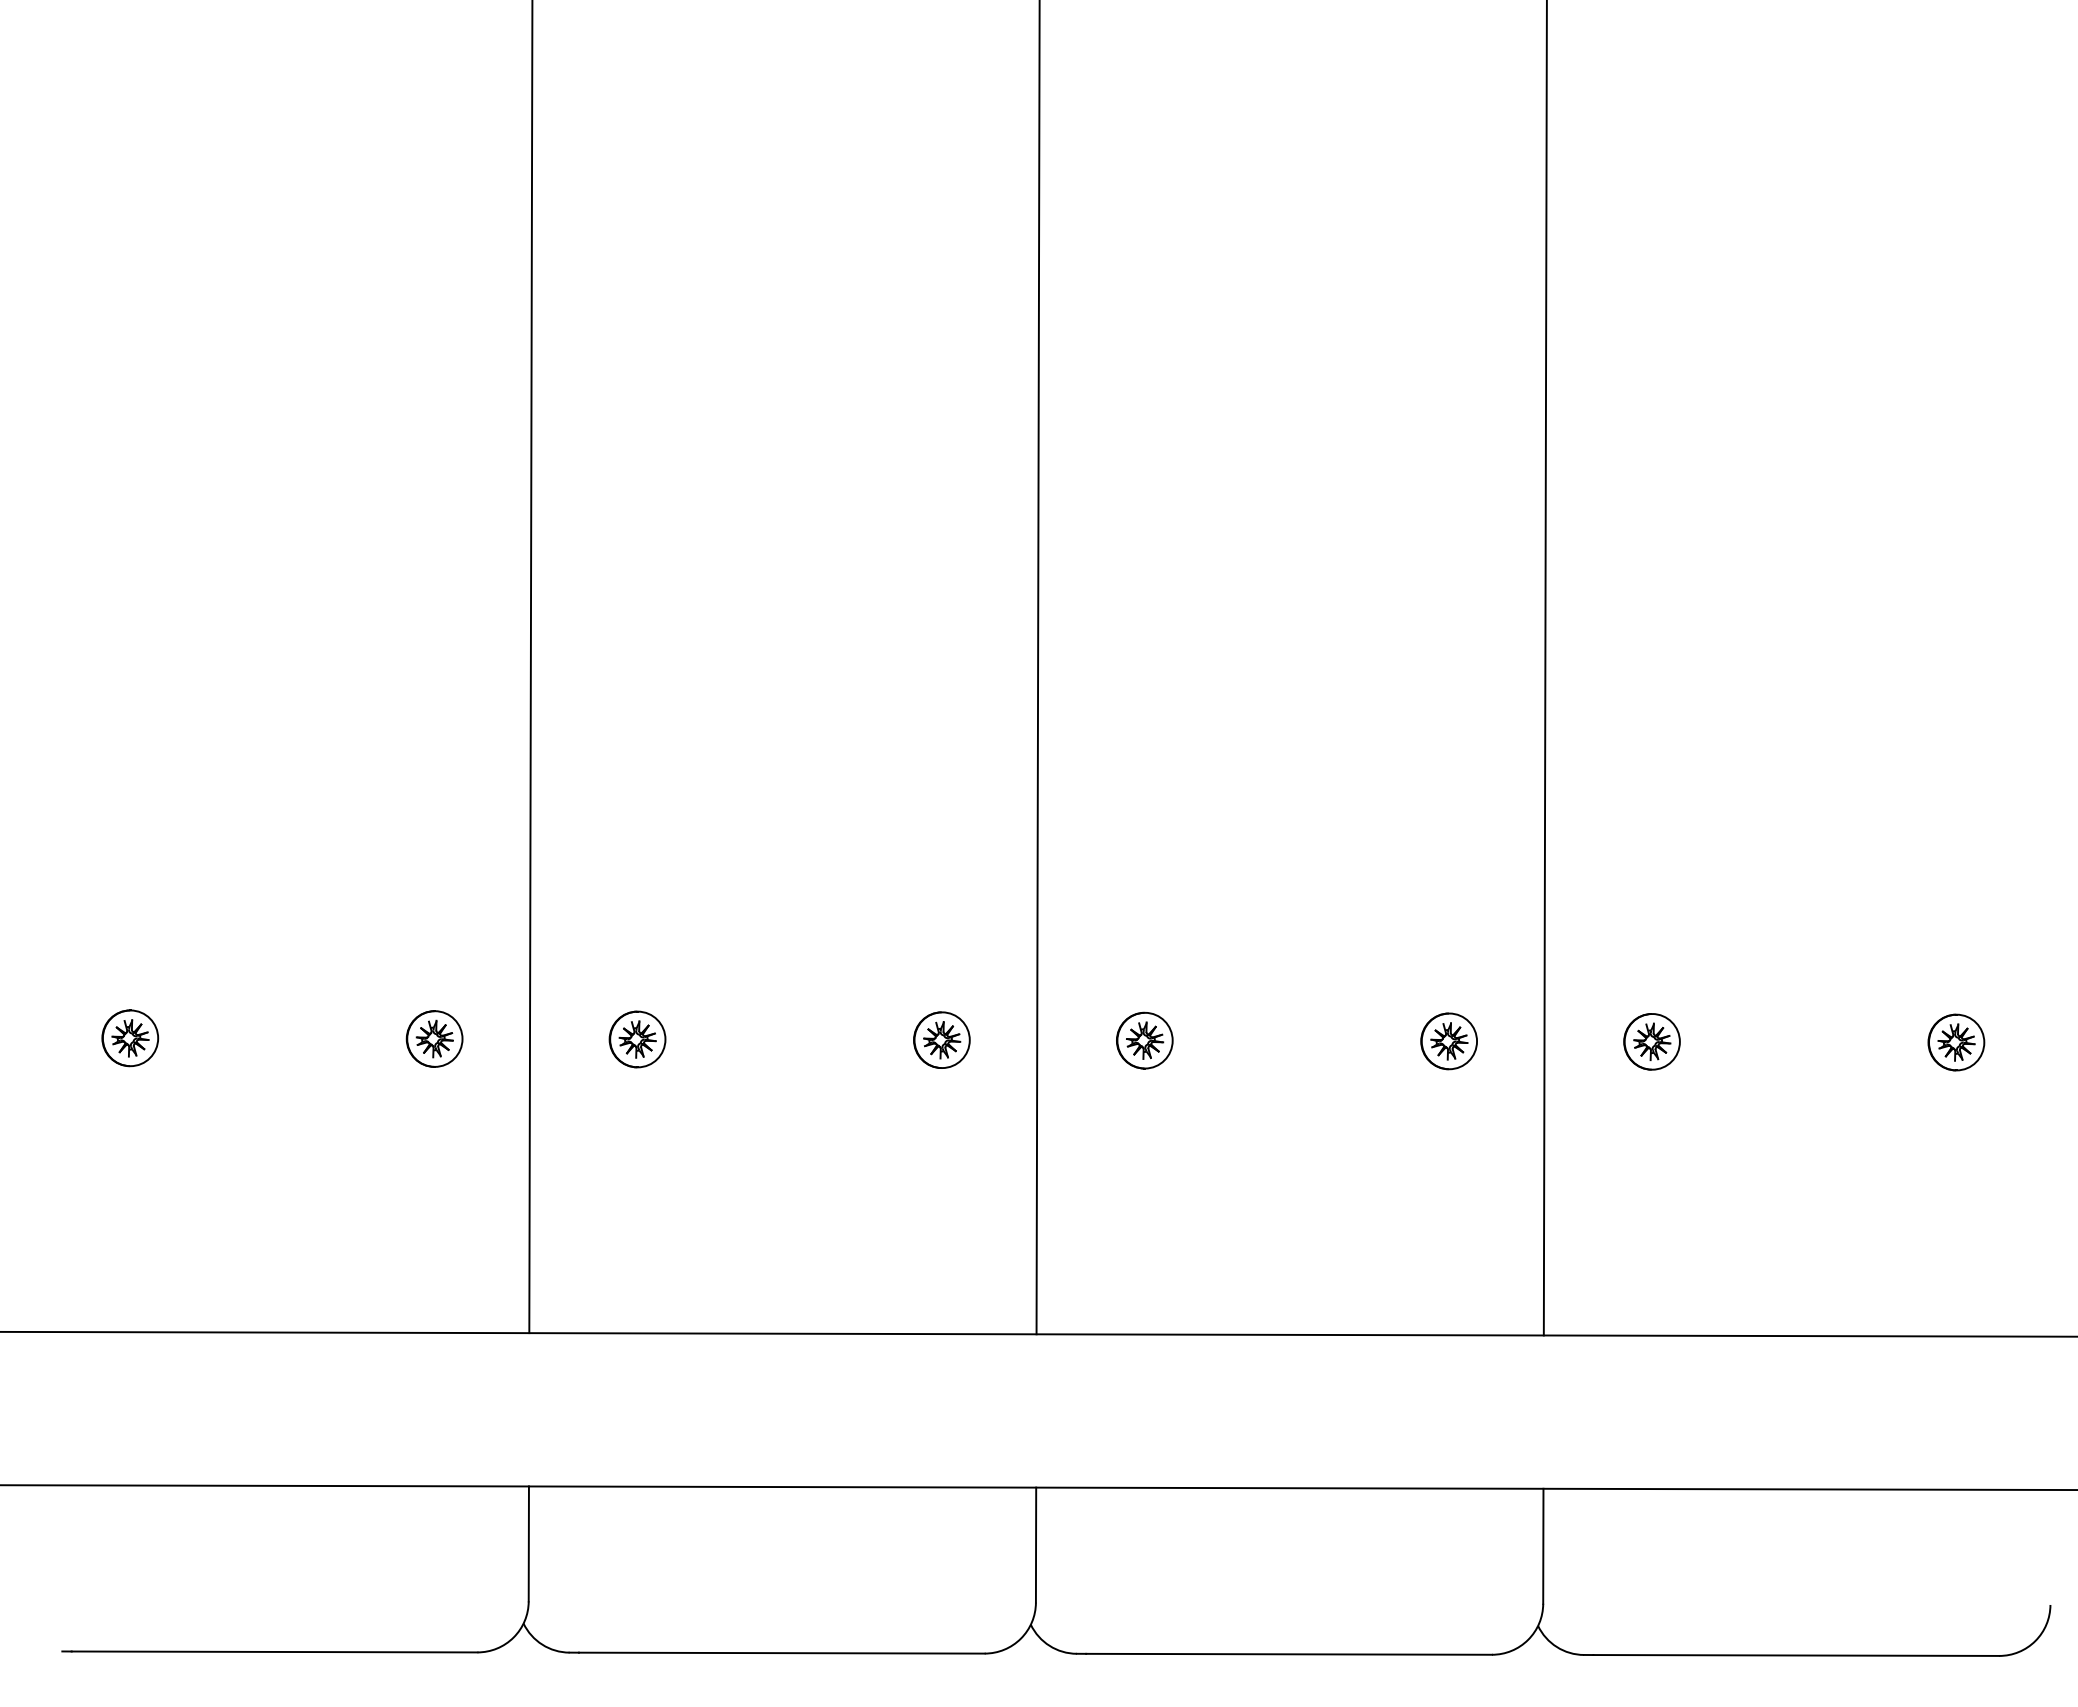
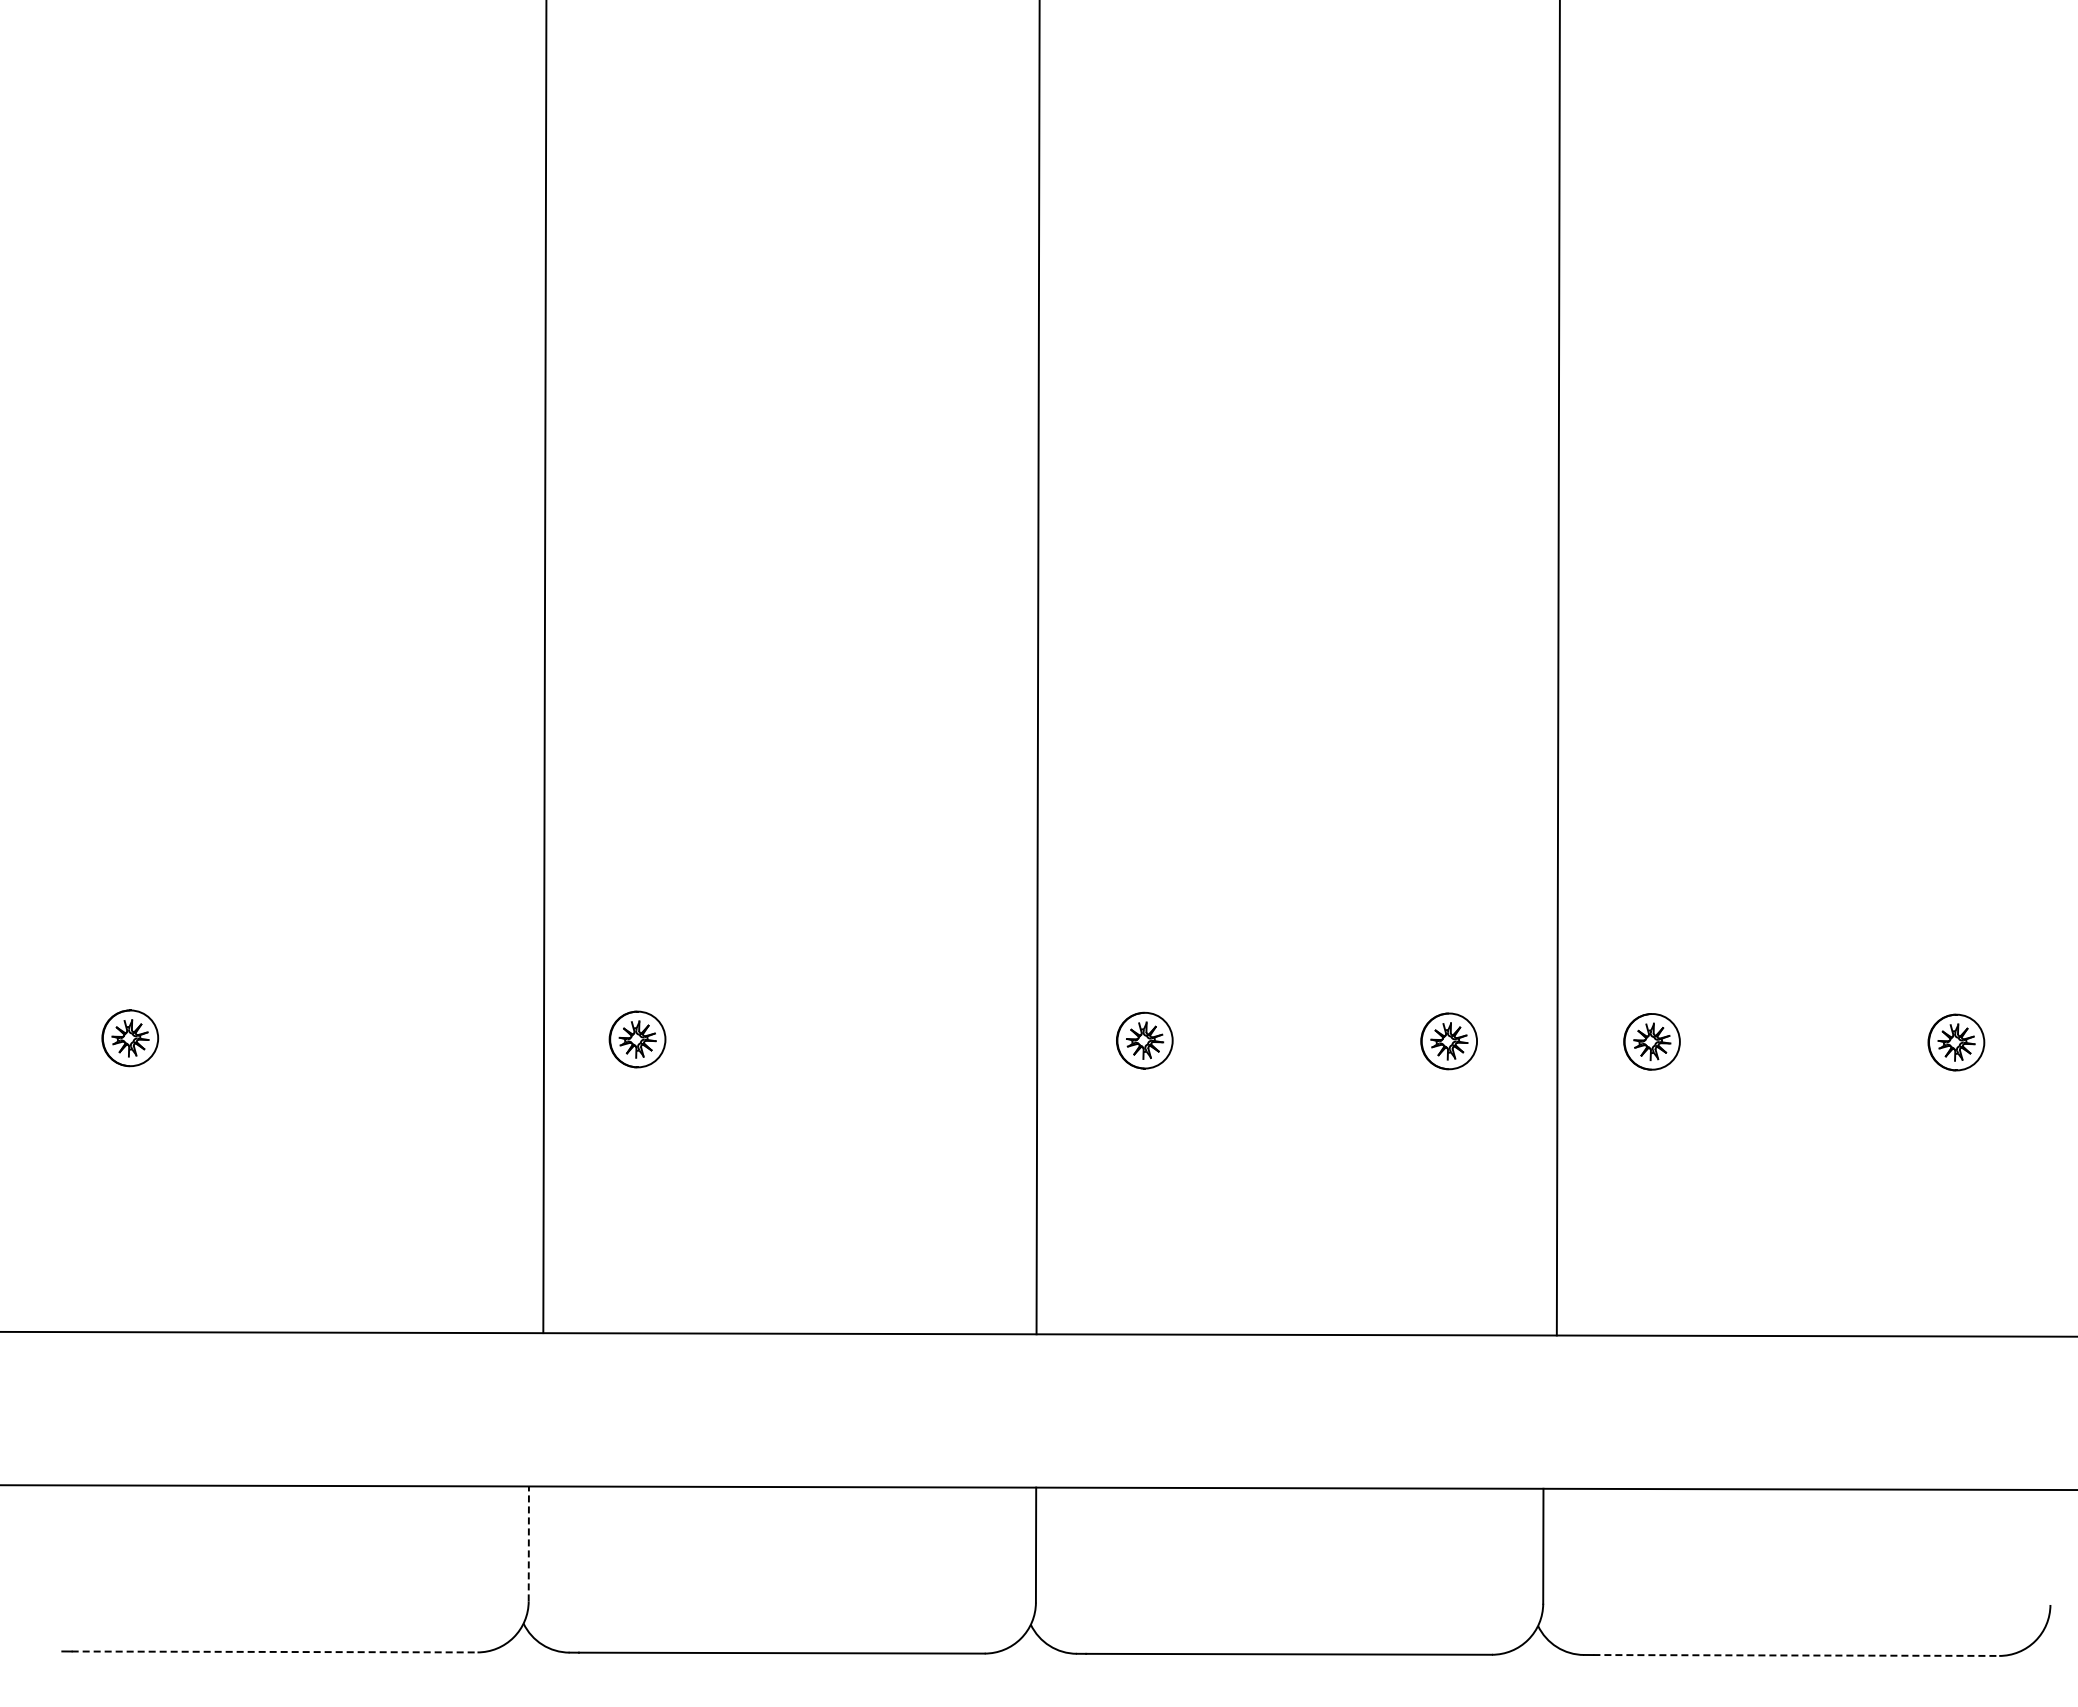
line position: (530, 667) -> (544, 667) (544, 667)
line position: (1544, 668) -> (1557, 668) (1557, 668)
part: present -> none (434, 1038)
part: present -> none (941, 1039)
line: solid -> dashed (528, 1543)
line: solid -> dashed (274, 1651)
line: solid -> dashed (1796, 1655)
